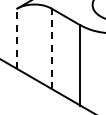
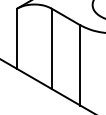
line: dashed -> solid (17, 38)
line: dashed -> solid (51, 48)
